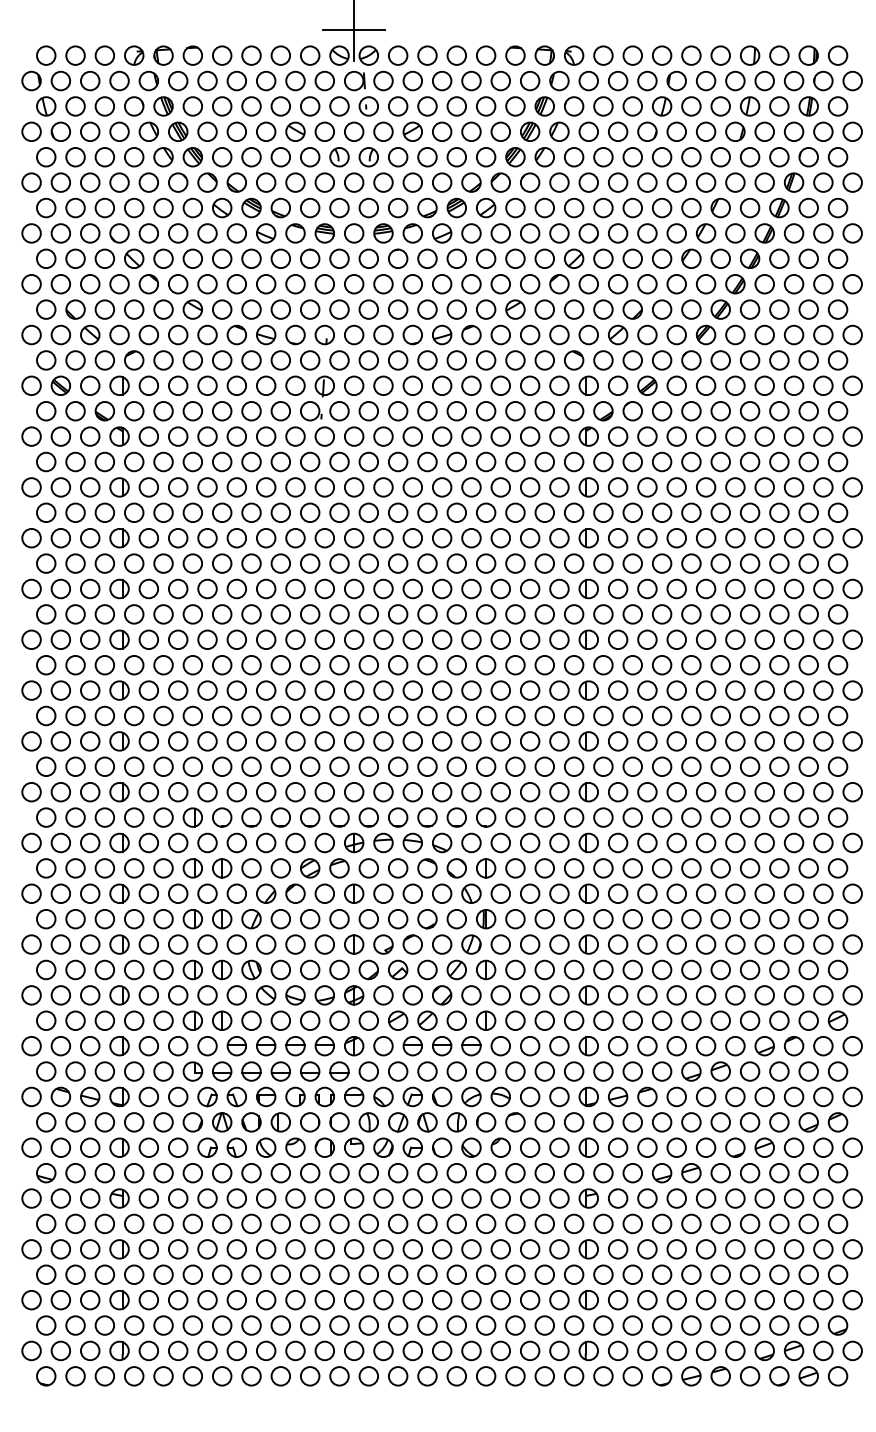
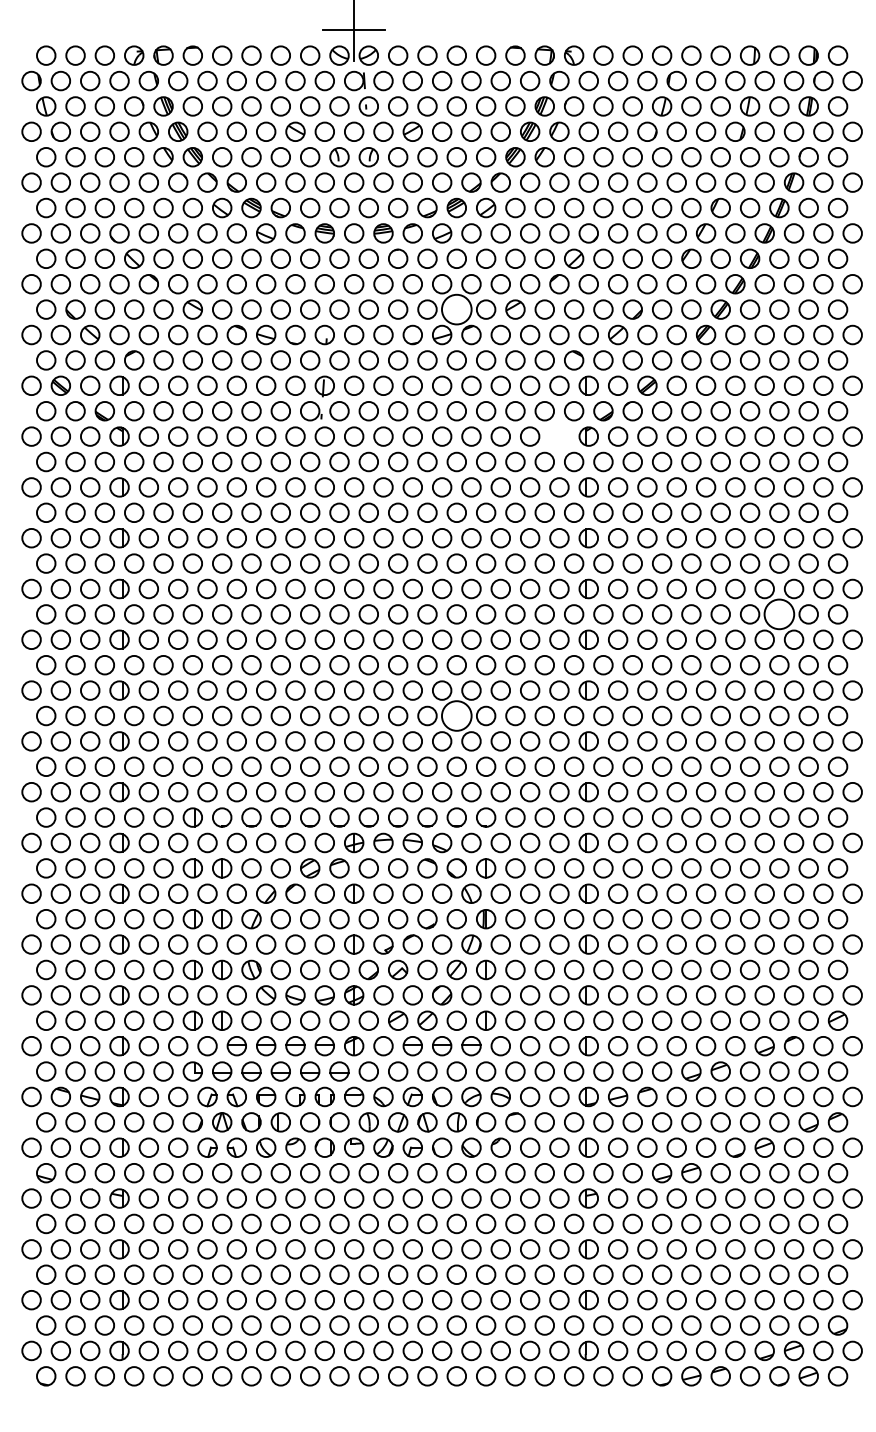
circle diameter: 19 px -> 30 px (456, 309)
circle: present -> none (559, 436)
circle diameter: 19 px -> 30 px (779, 614)
circle diameter: 19 px -> 30 px (456, 715)
